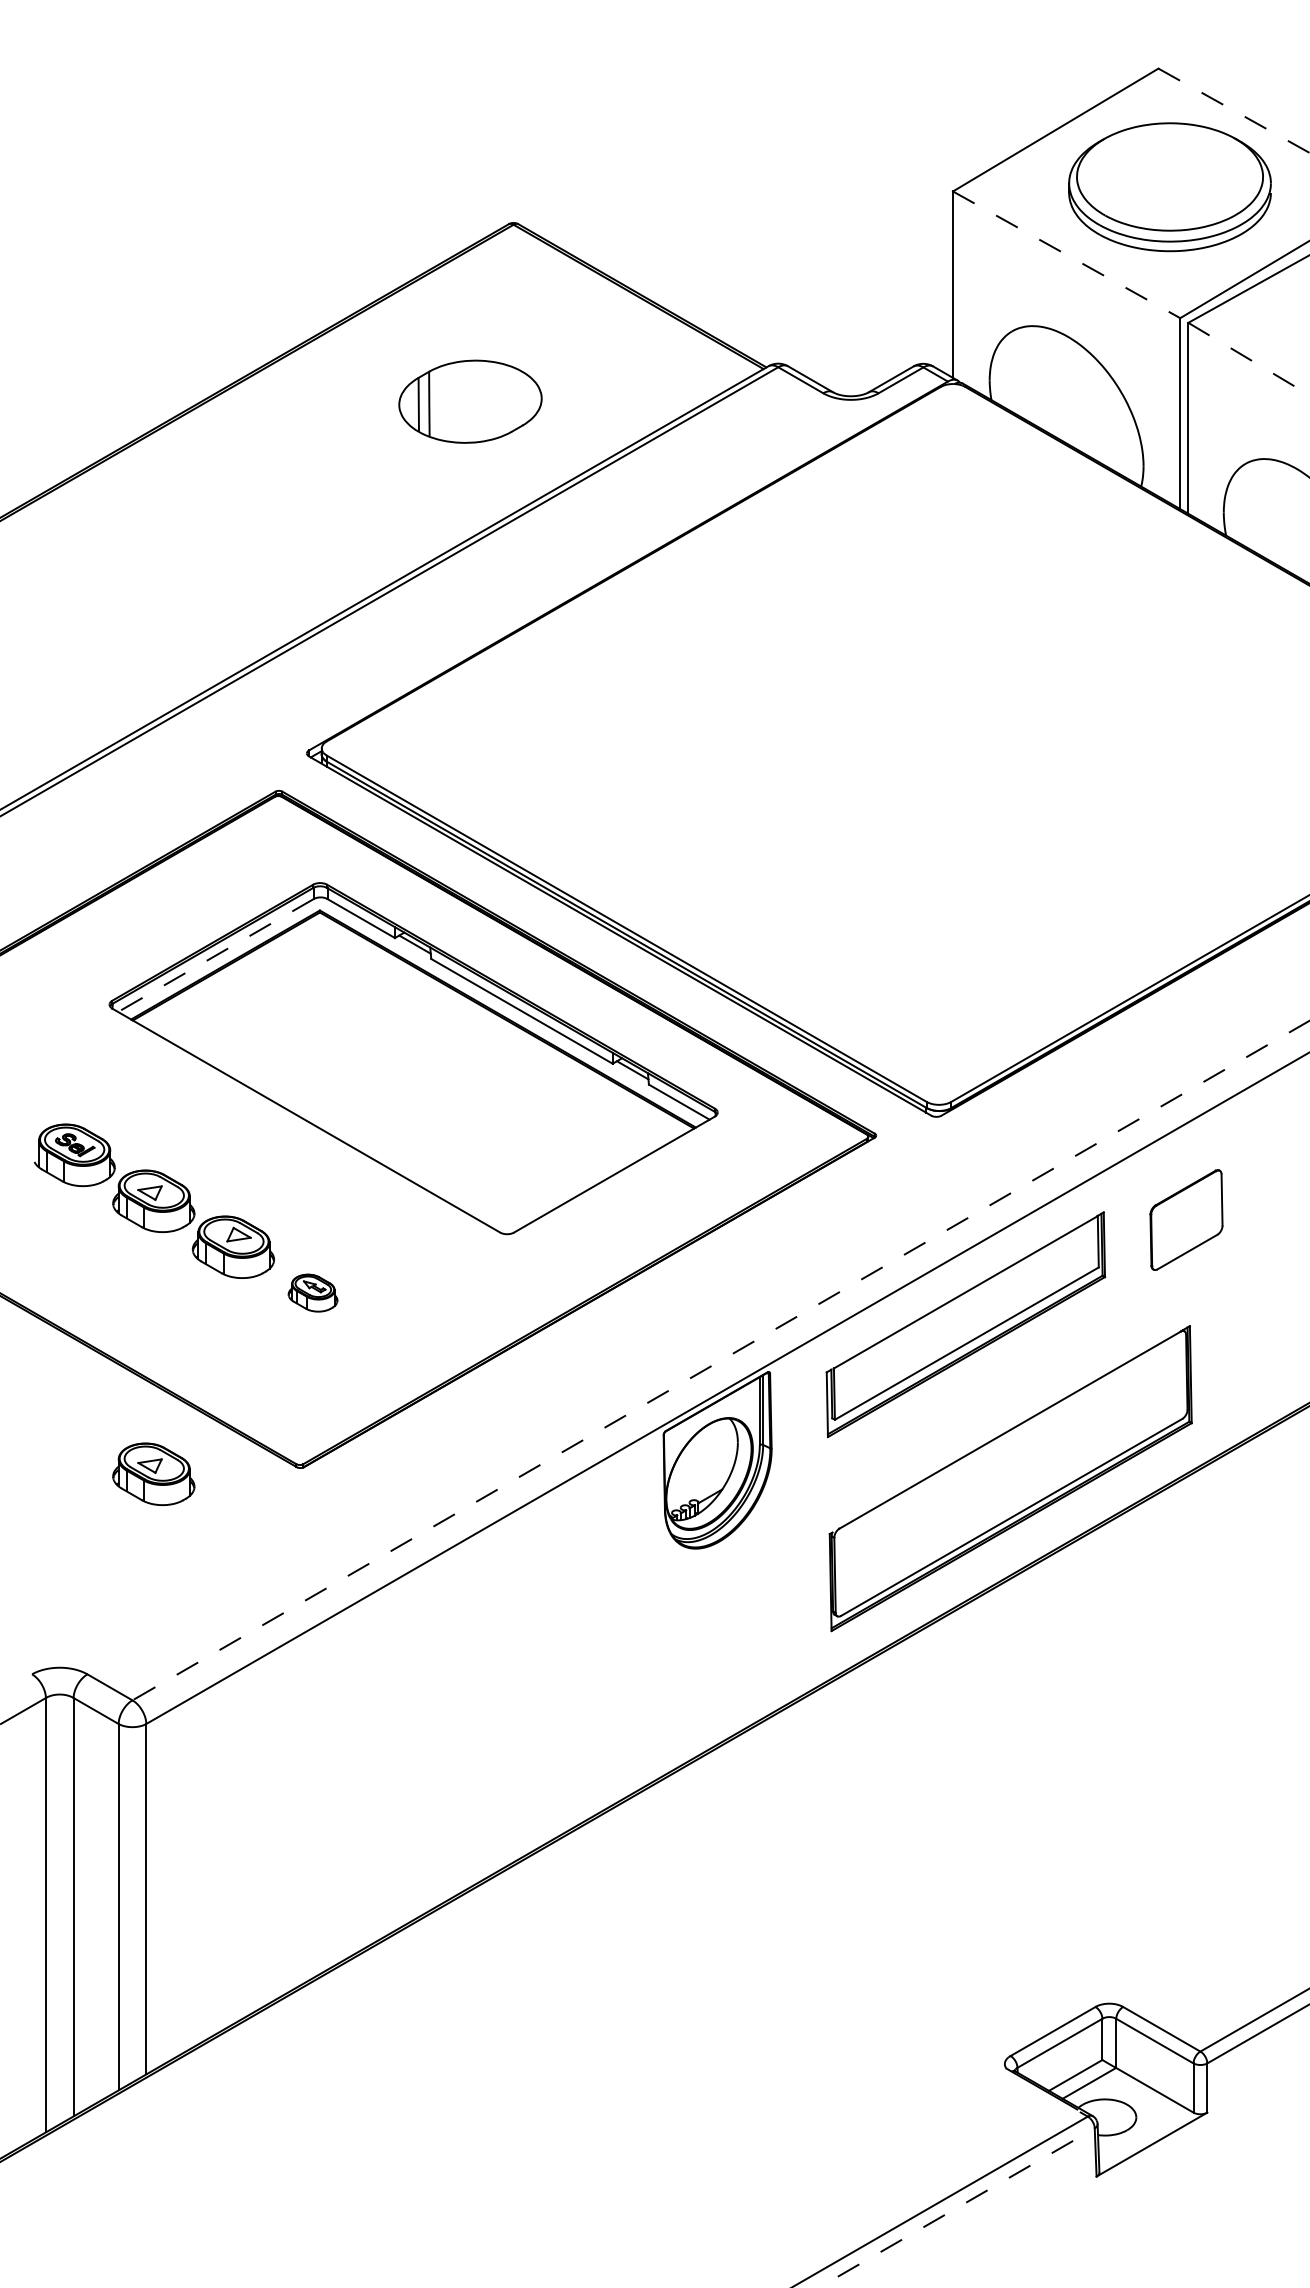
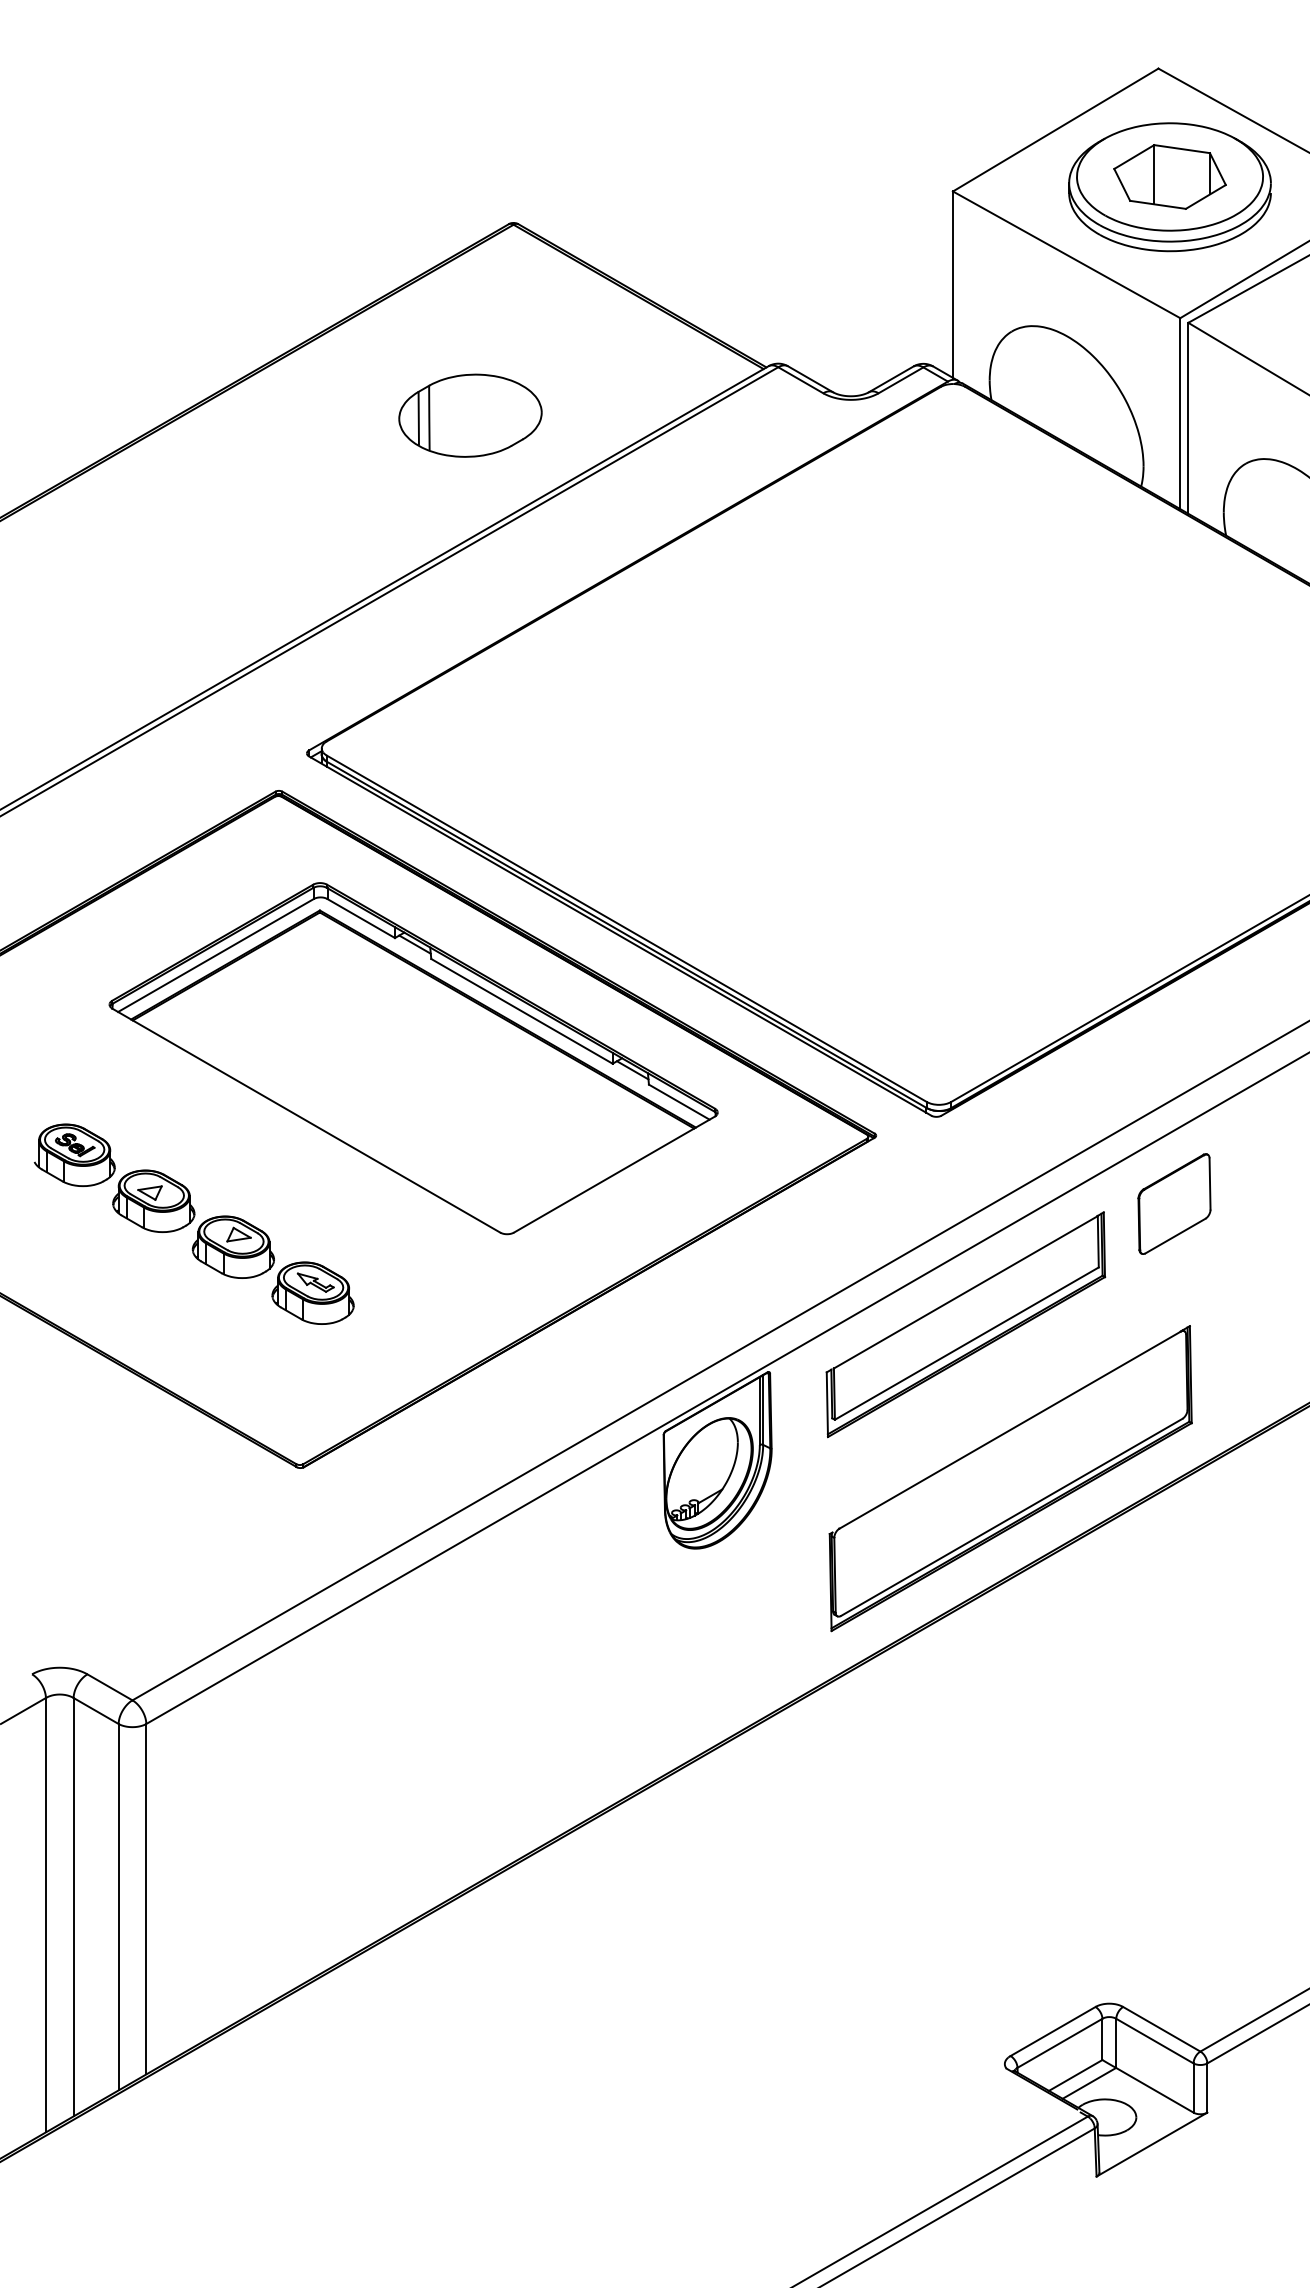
line: dashed -> solid (1234, 110)
part: none -> present (1169, 176)
line: dashed -> solid (1067, 255)
line: dashed -> solid (1249, 359)
part position: (470, 401) -> (470, 415) (470, 415)
line: dashed -> solid (215, 955)
part position: (1186, 1219) -> (1174, 1203) (1174, 1203)
part size: 52x40 px -> 84x64 px (312, 1292)
line: dashed -> solid (720, 1360)
part: present -> none (153, 1473)
line: dashed -> solid (957, 2207)
